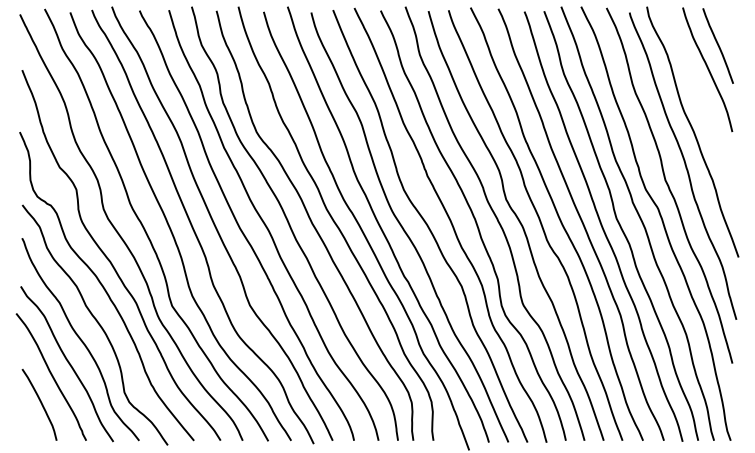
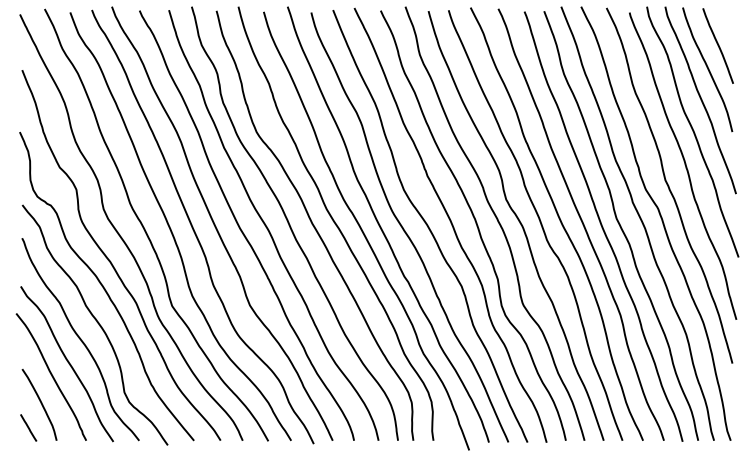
curve: none -> present (700, 100)
line: none -> present (28, 427)
